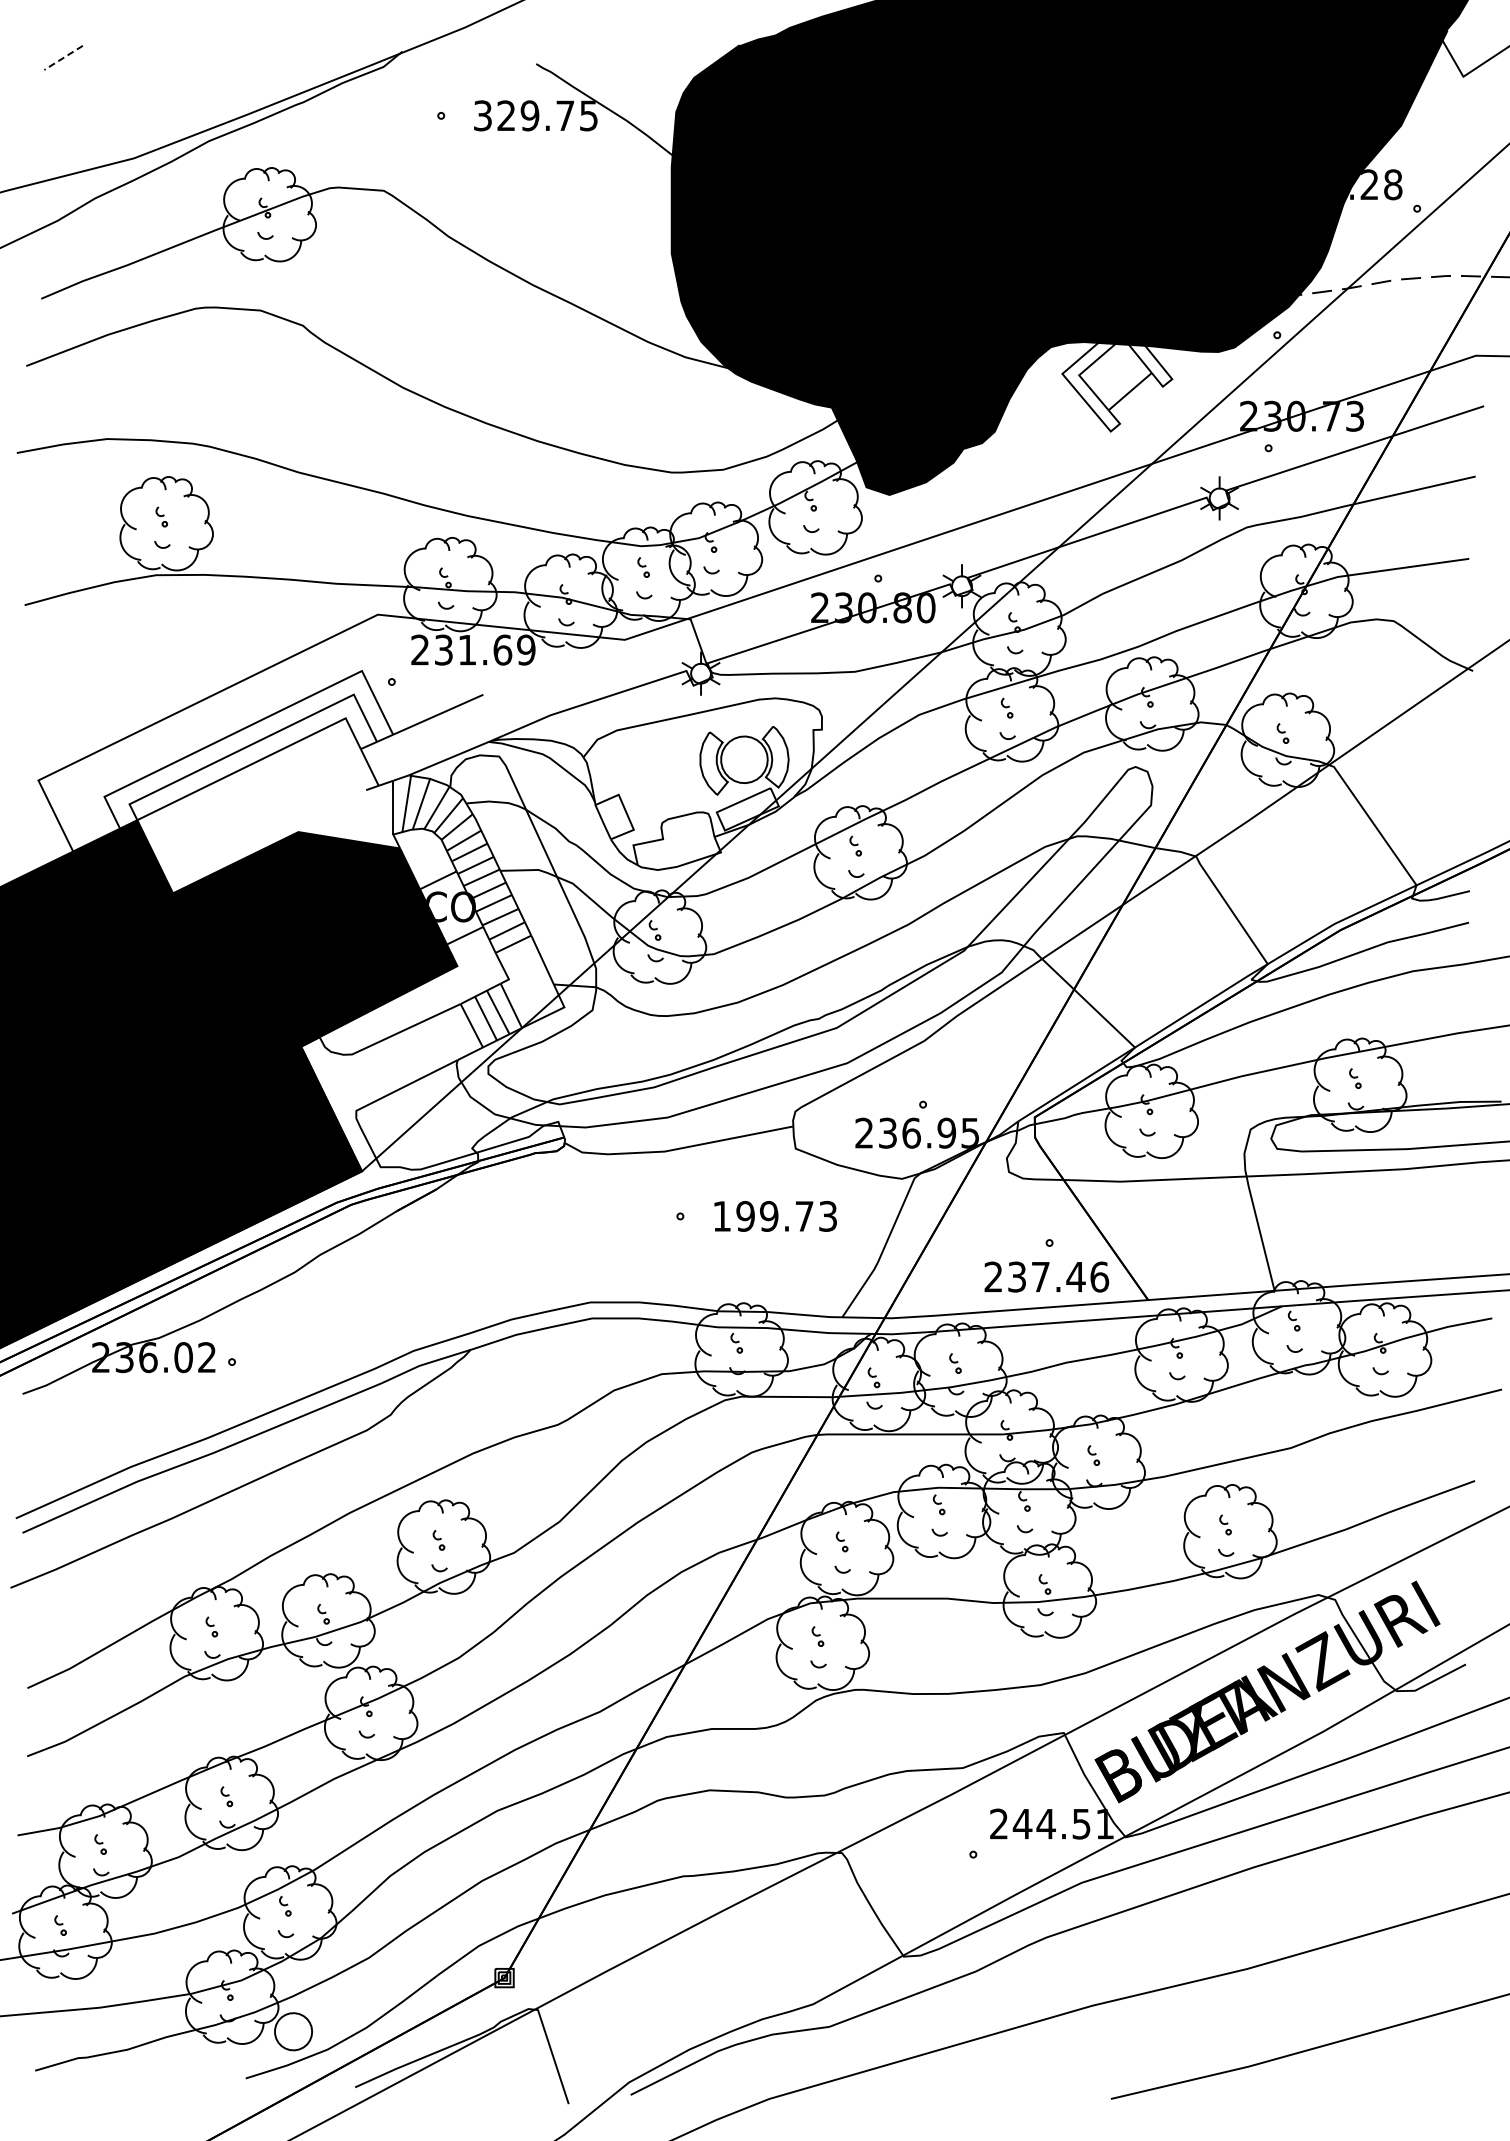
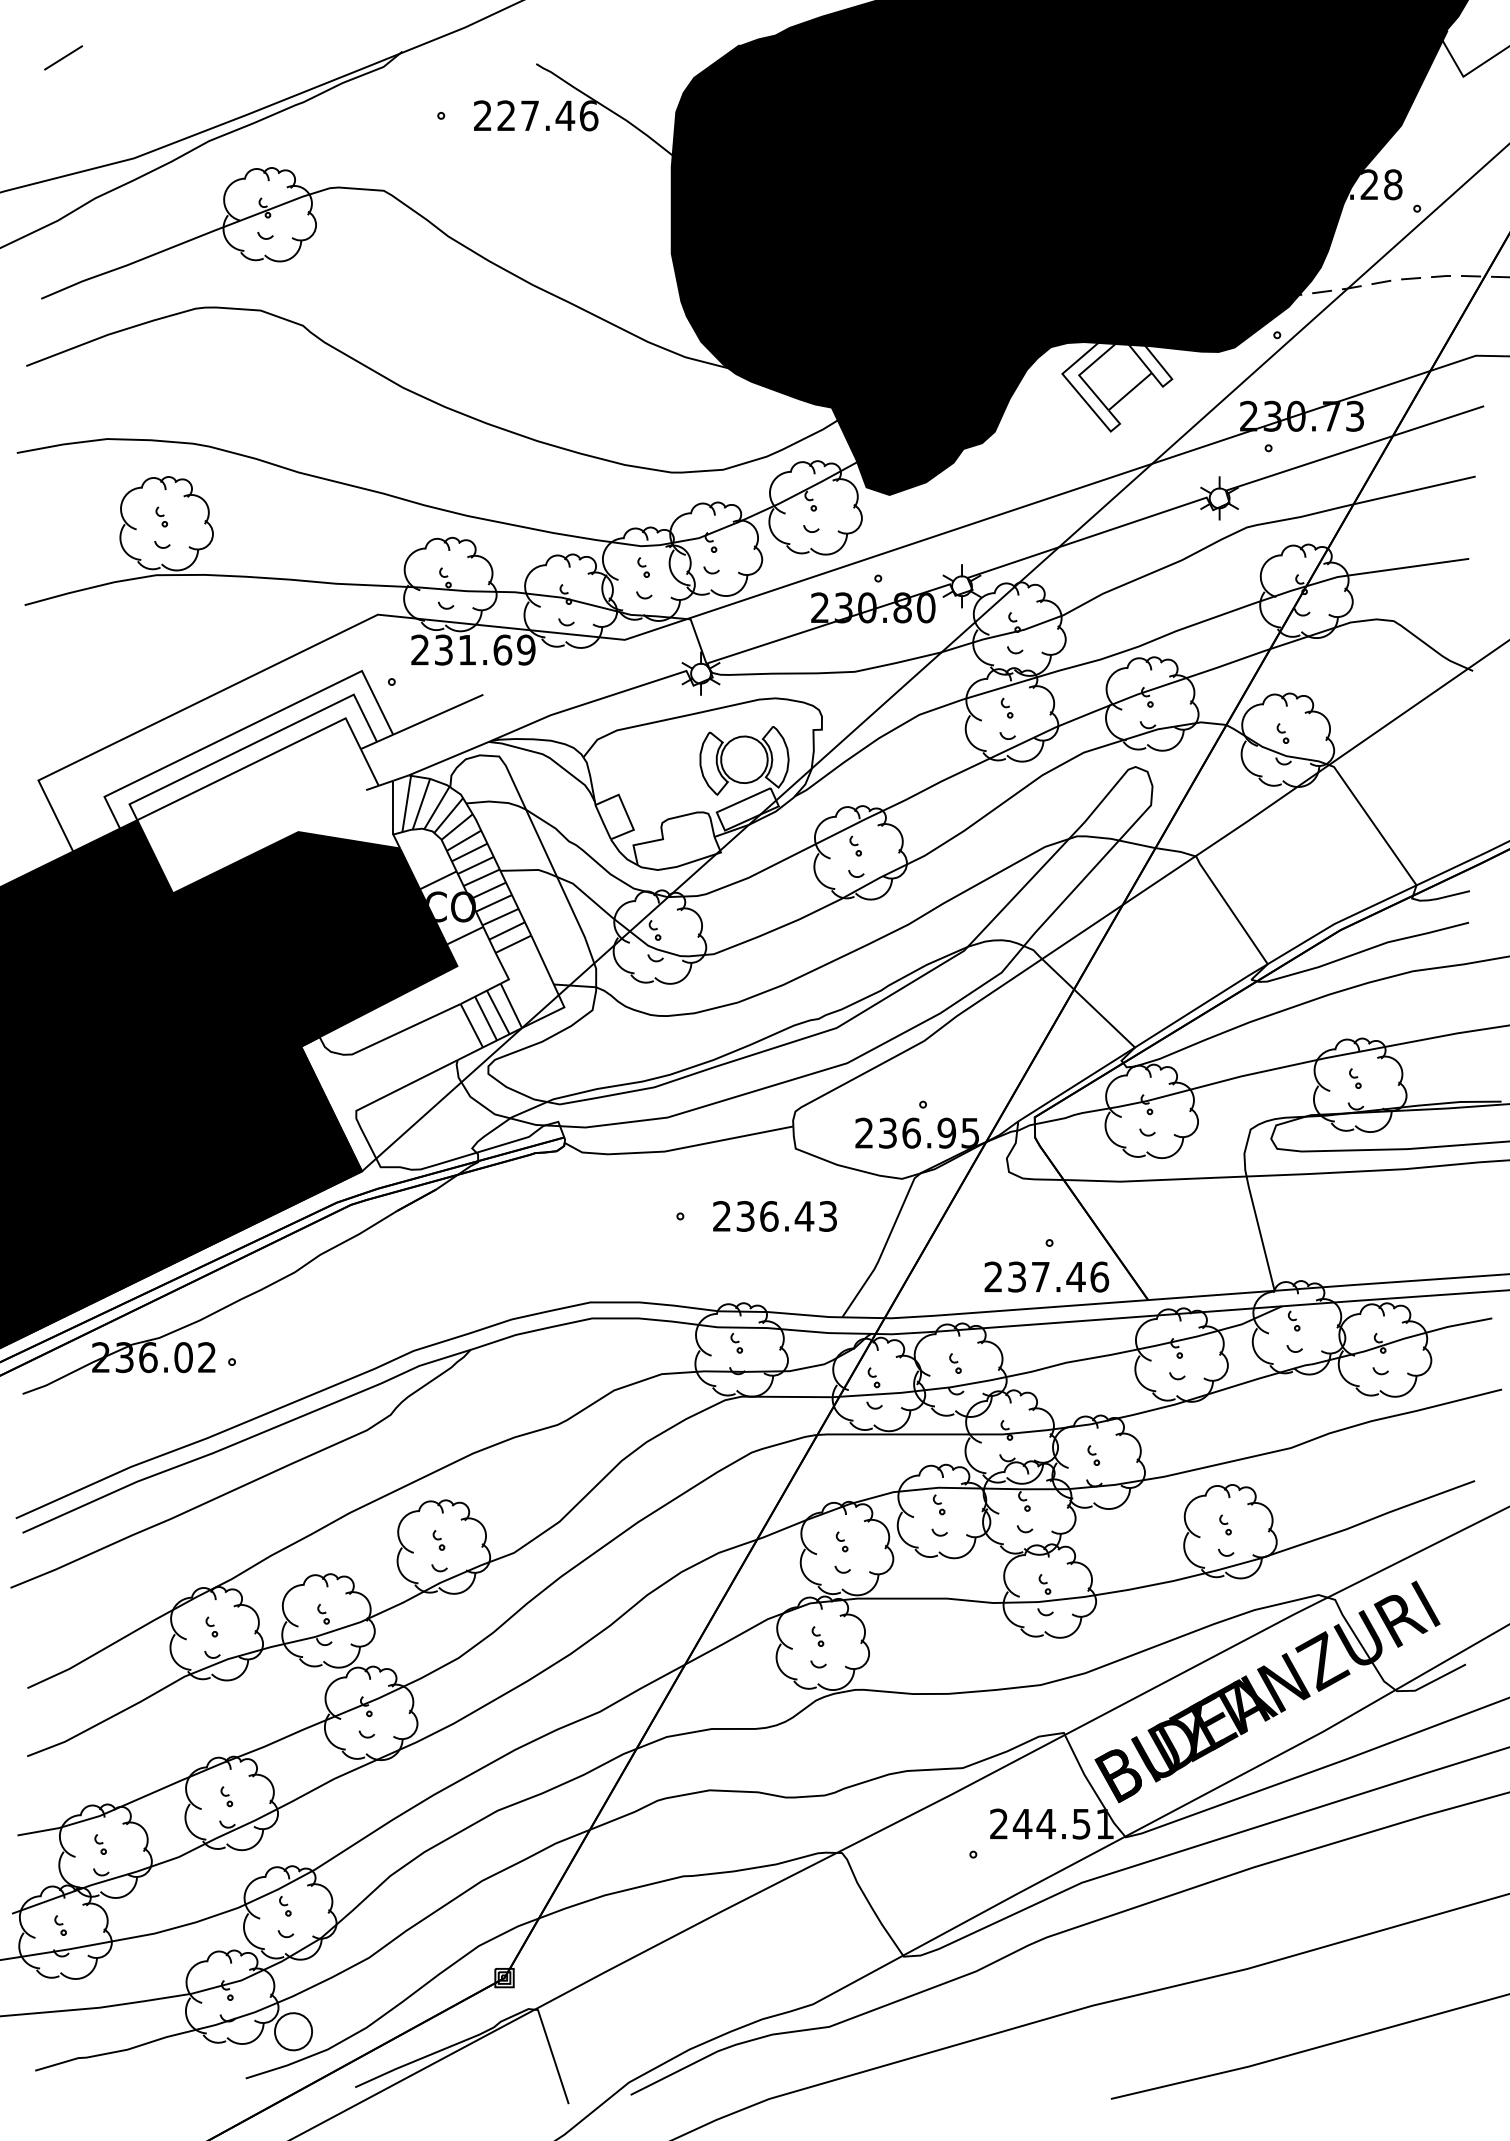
line: dashed -> solid (63, 57)
text: 329.75 -> 227.46 (536, 115)
text: 199.73 -> 236.43 (763, 1216)
